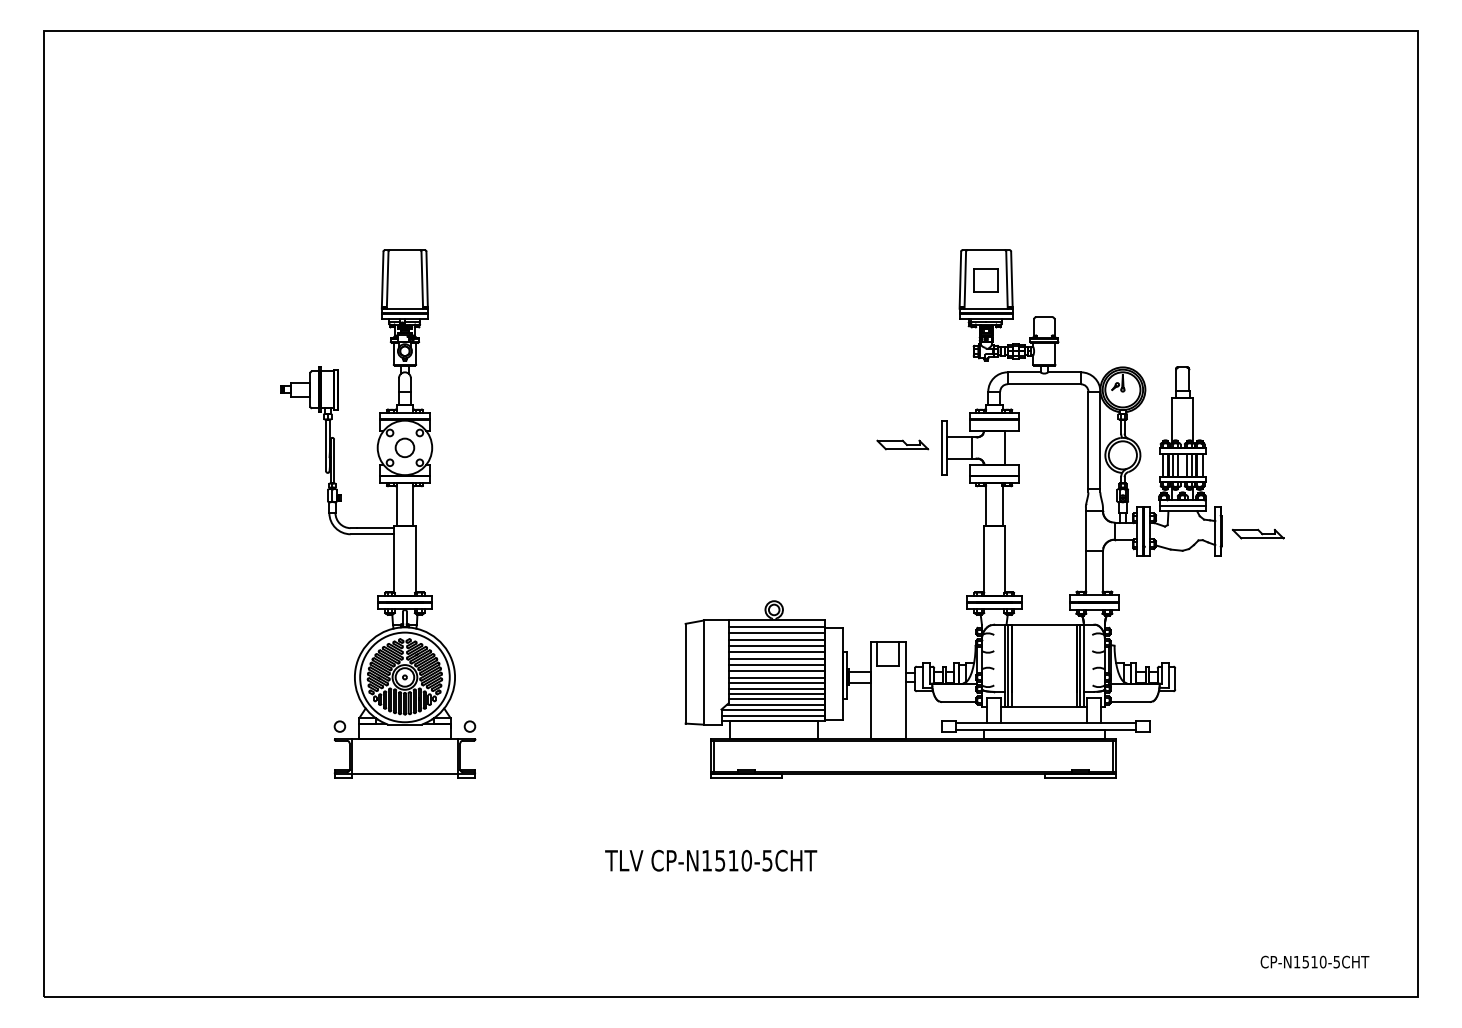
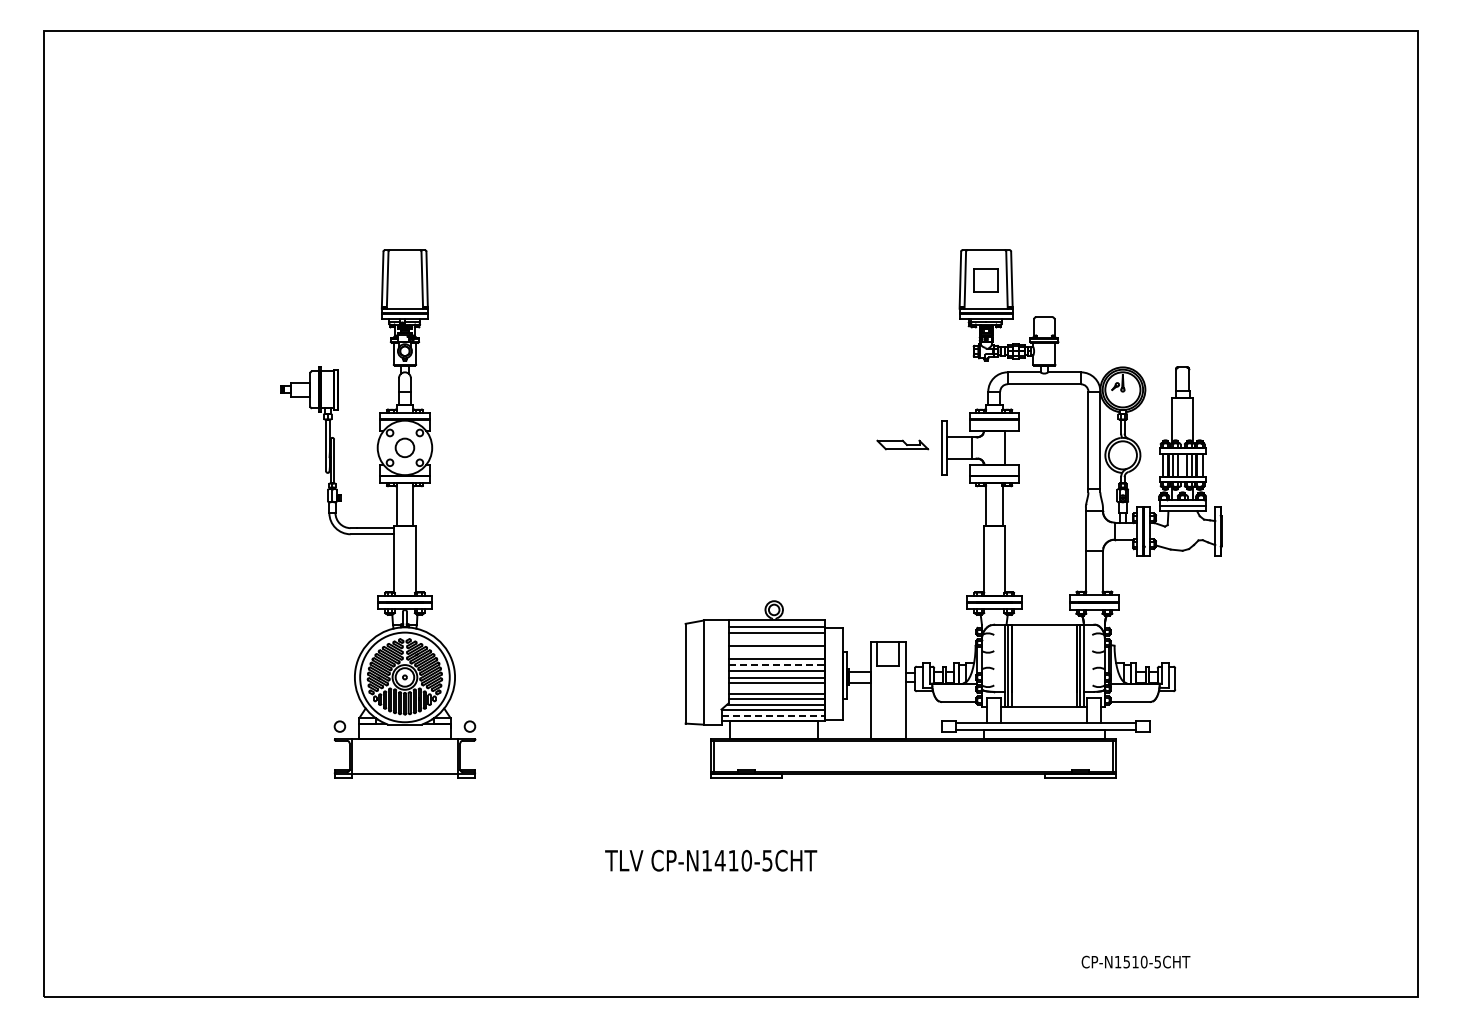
part: present -> none (1258, 533)
line: present -> none (776, 639)
line: present -> none (776, 652)
line: solid -> dashed (777, 664)
line: present -> none (776, 688)
line: solid -> dashed (773, 715)
text: CP-N1510-5CHT -> CP-N1410-5CHT (719, 860)
text position: (1314, 961) -> (1135, 961) (1135, 961)
